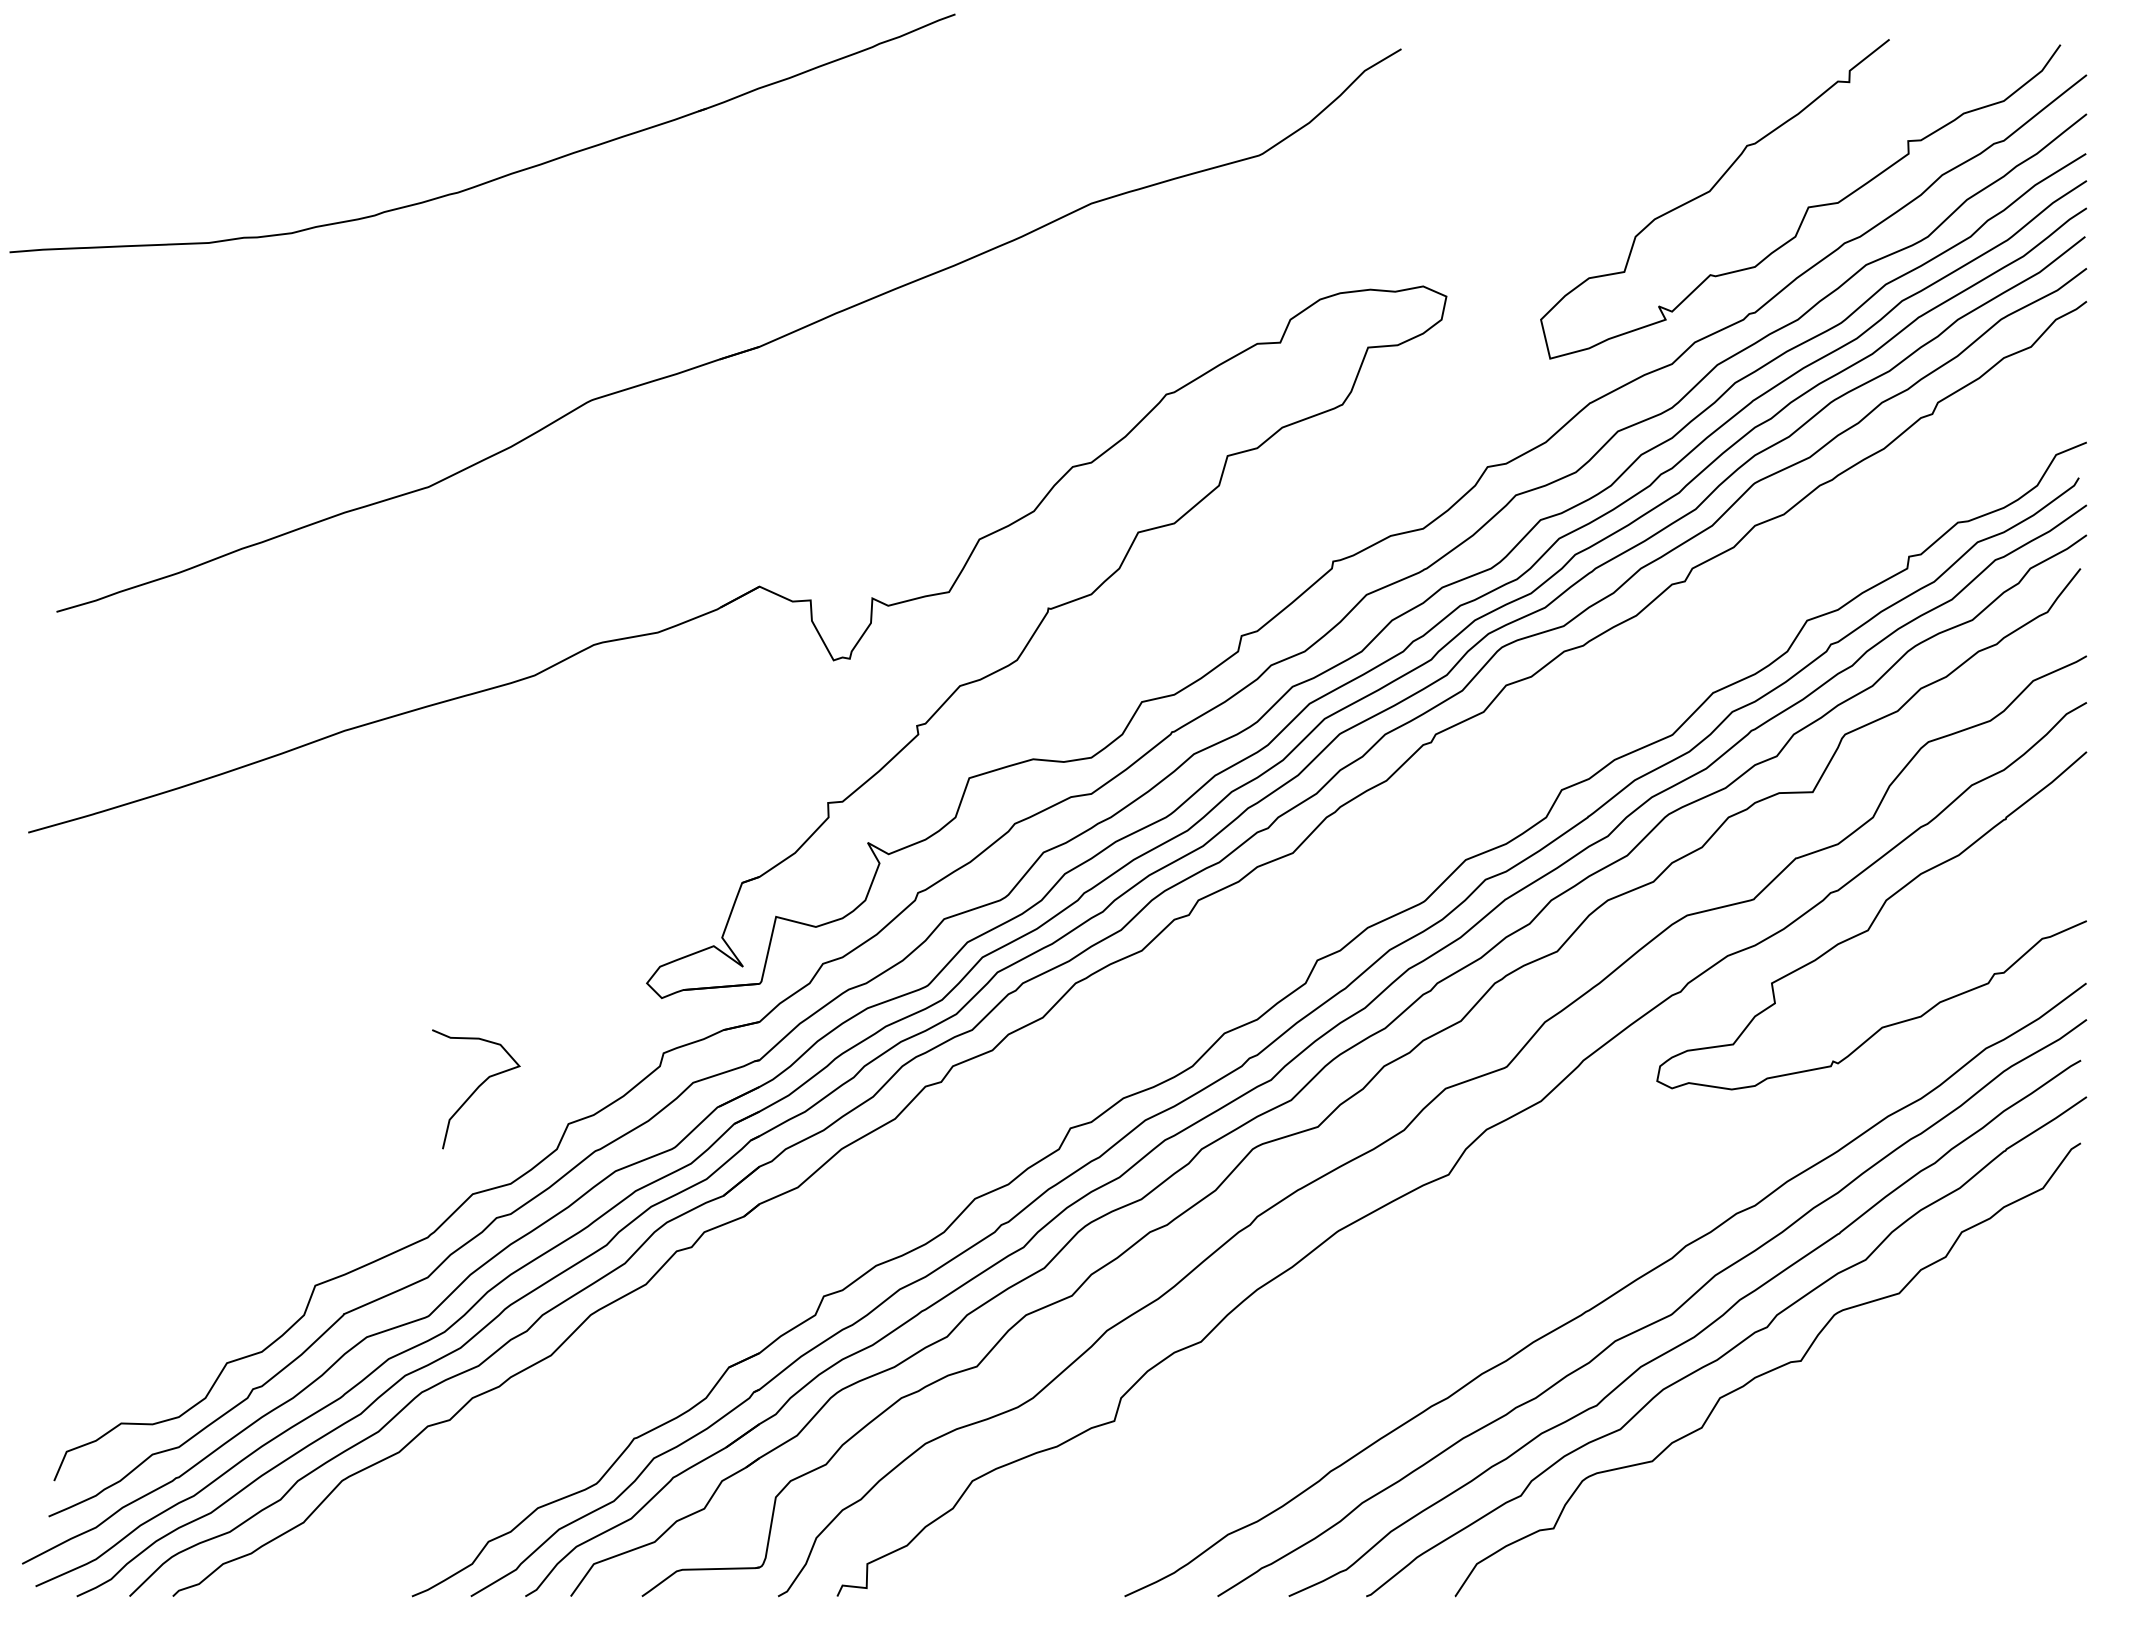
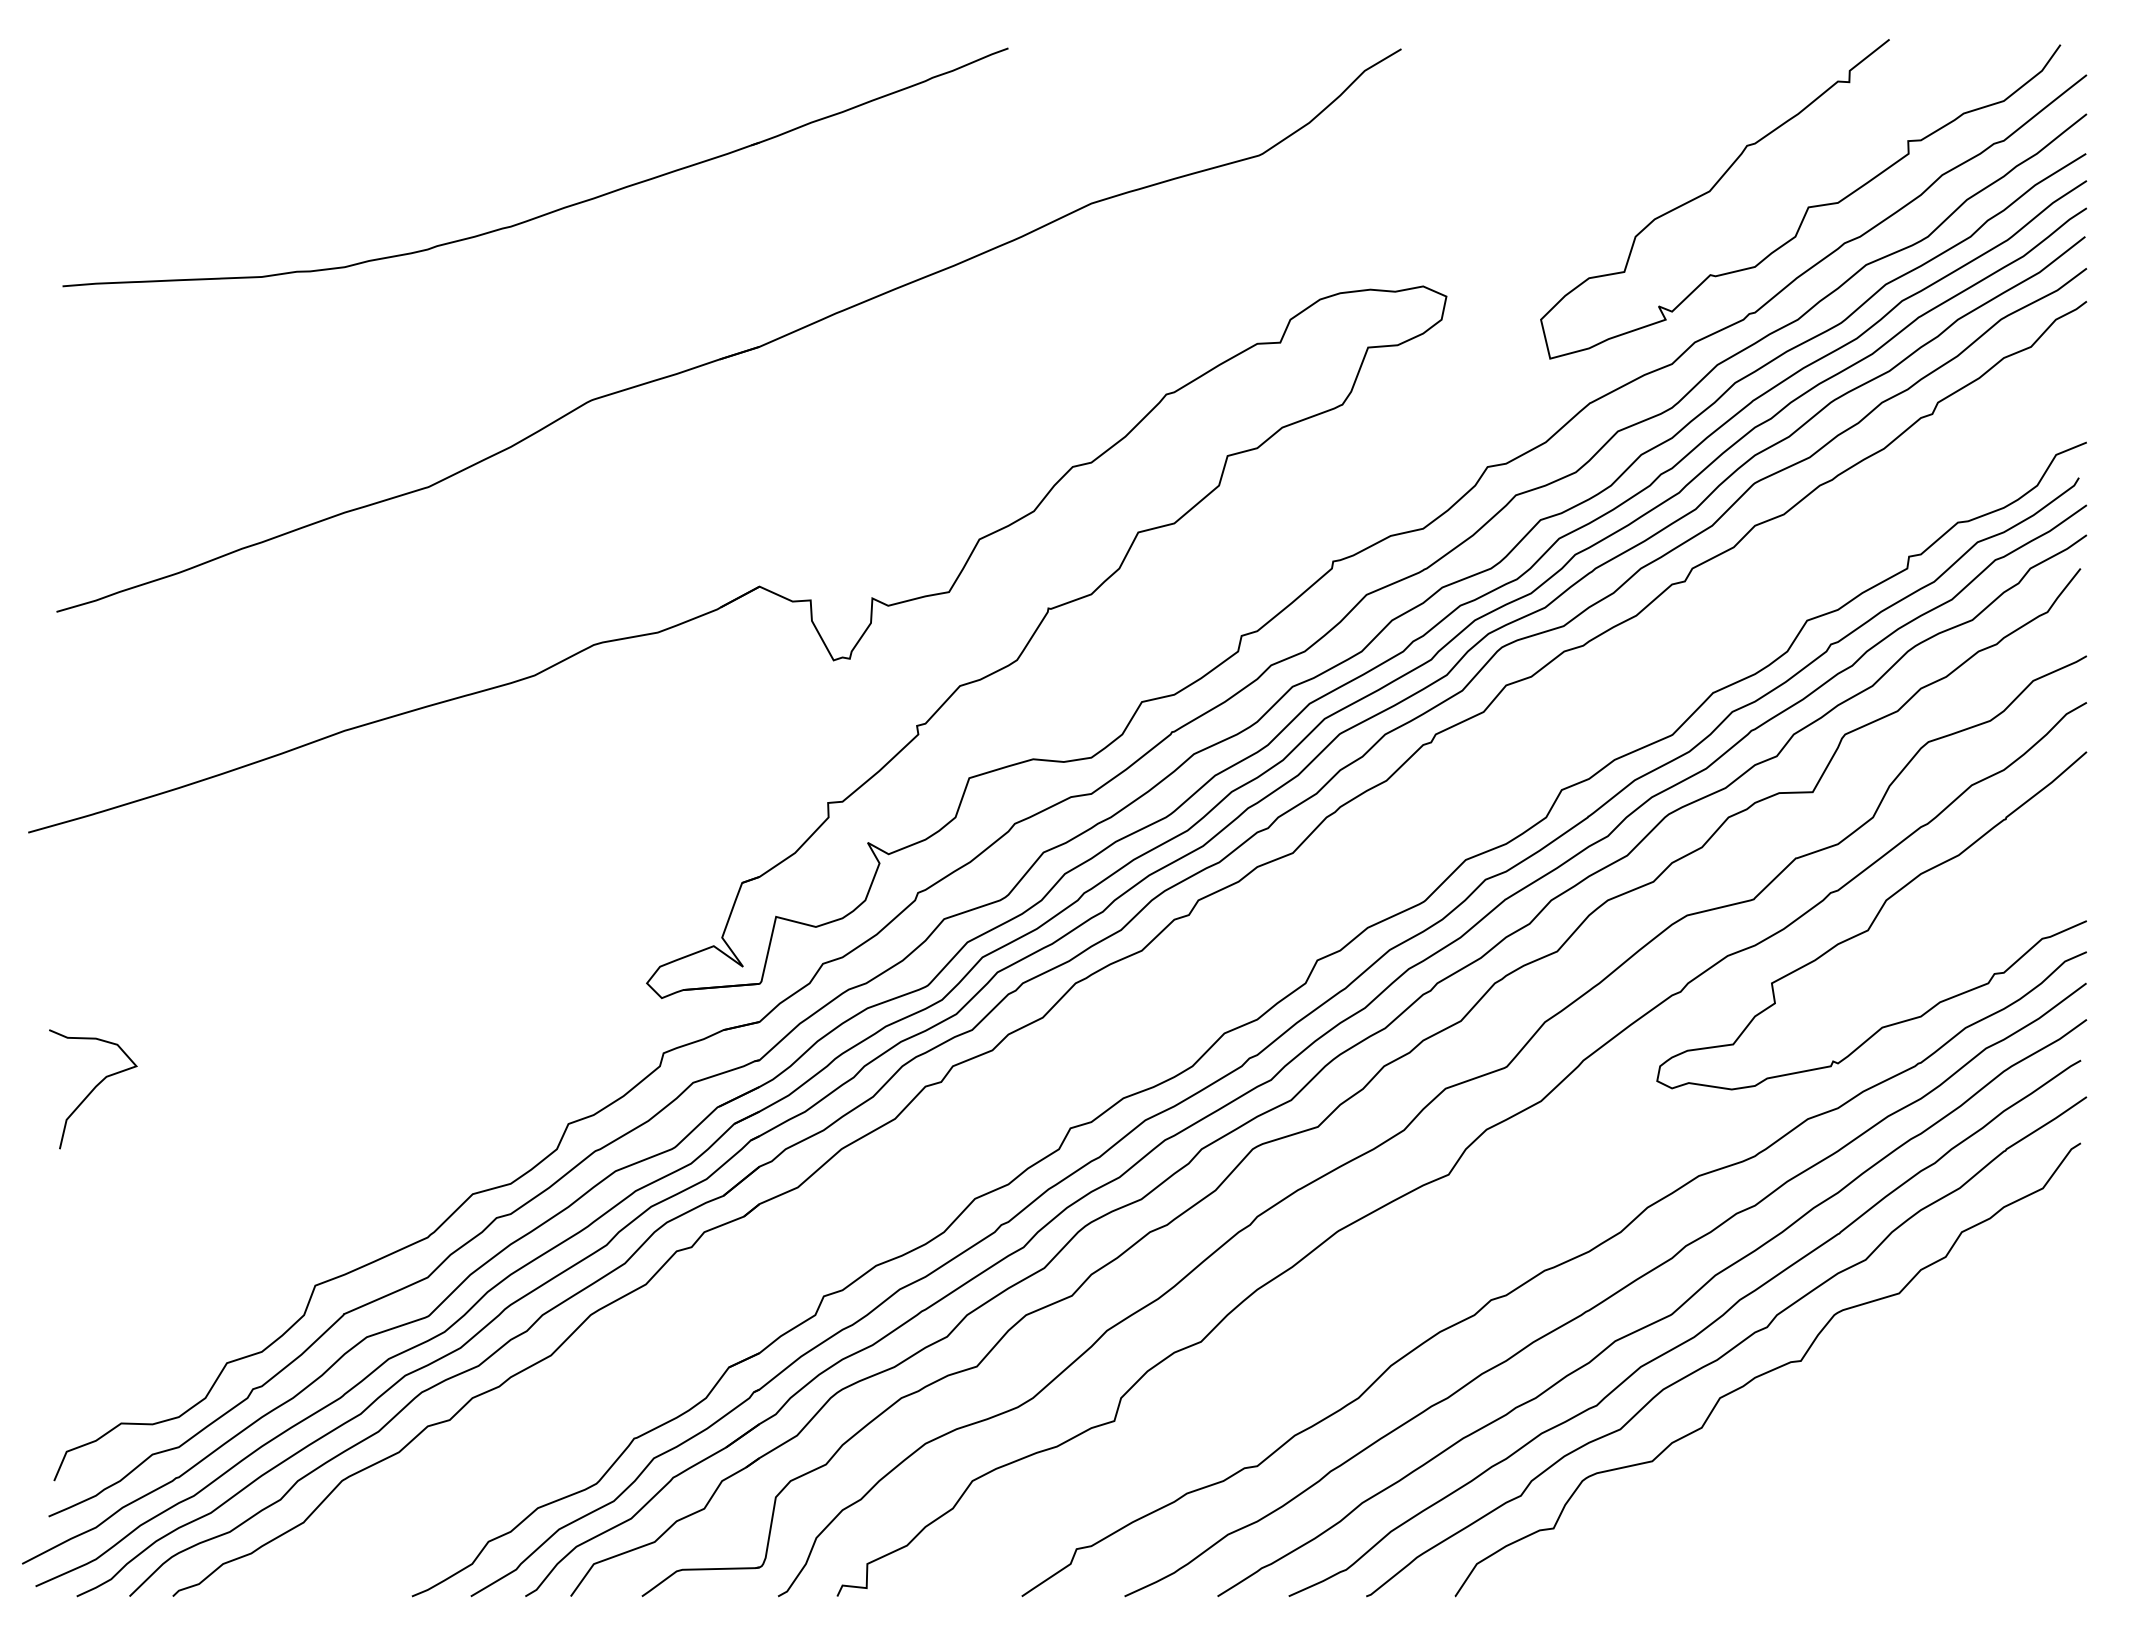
part position: (497, 177) -> (550, 211) (550, 211)
curve position: (476, 1089) -> (93, 1089) (93, 1089)
curve: none -> present (1551, 1269)
